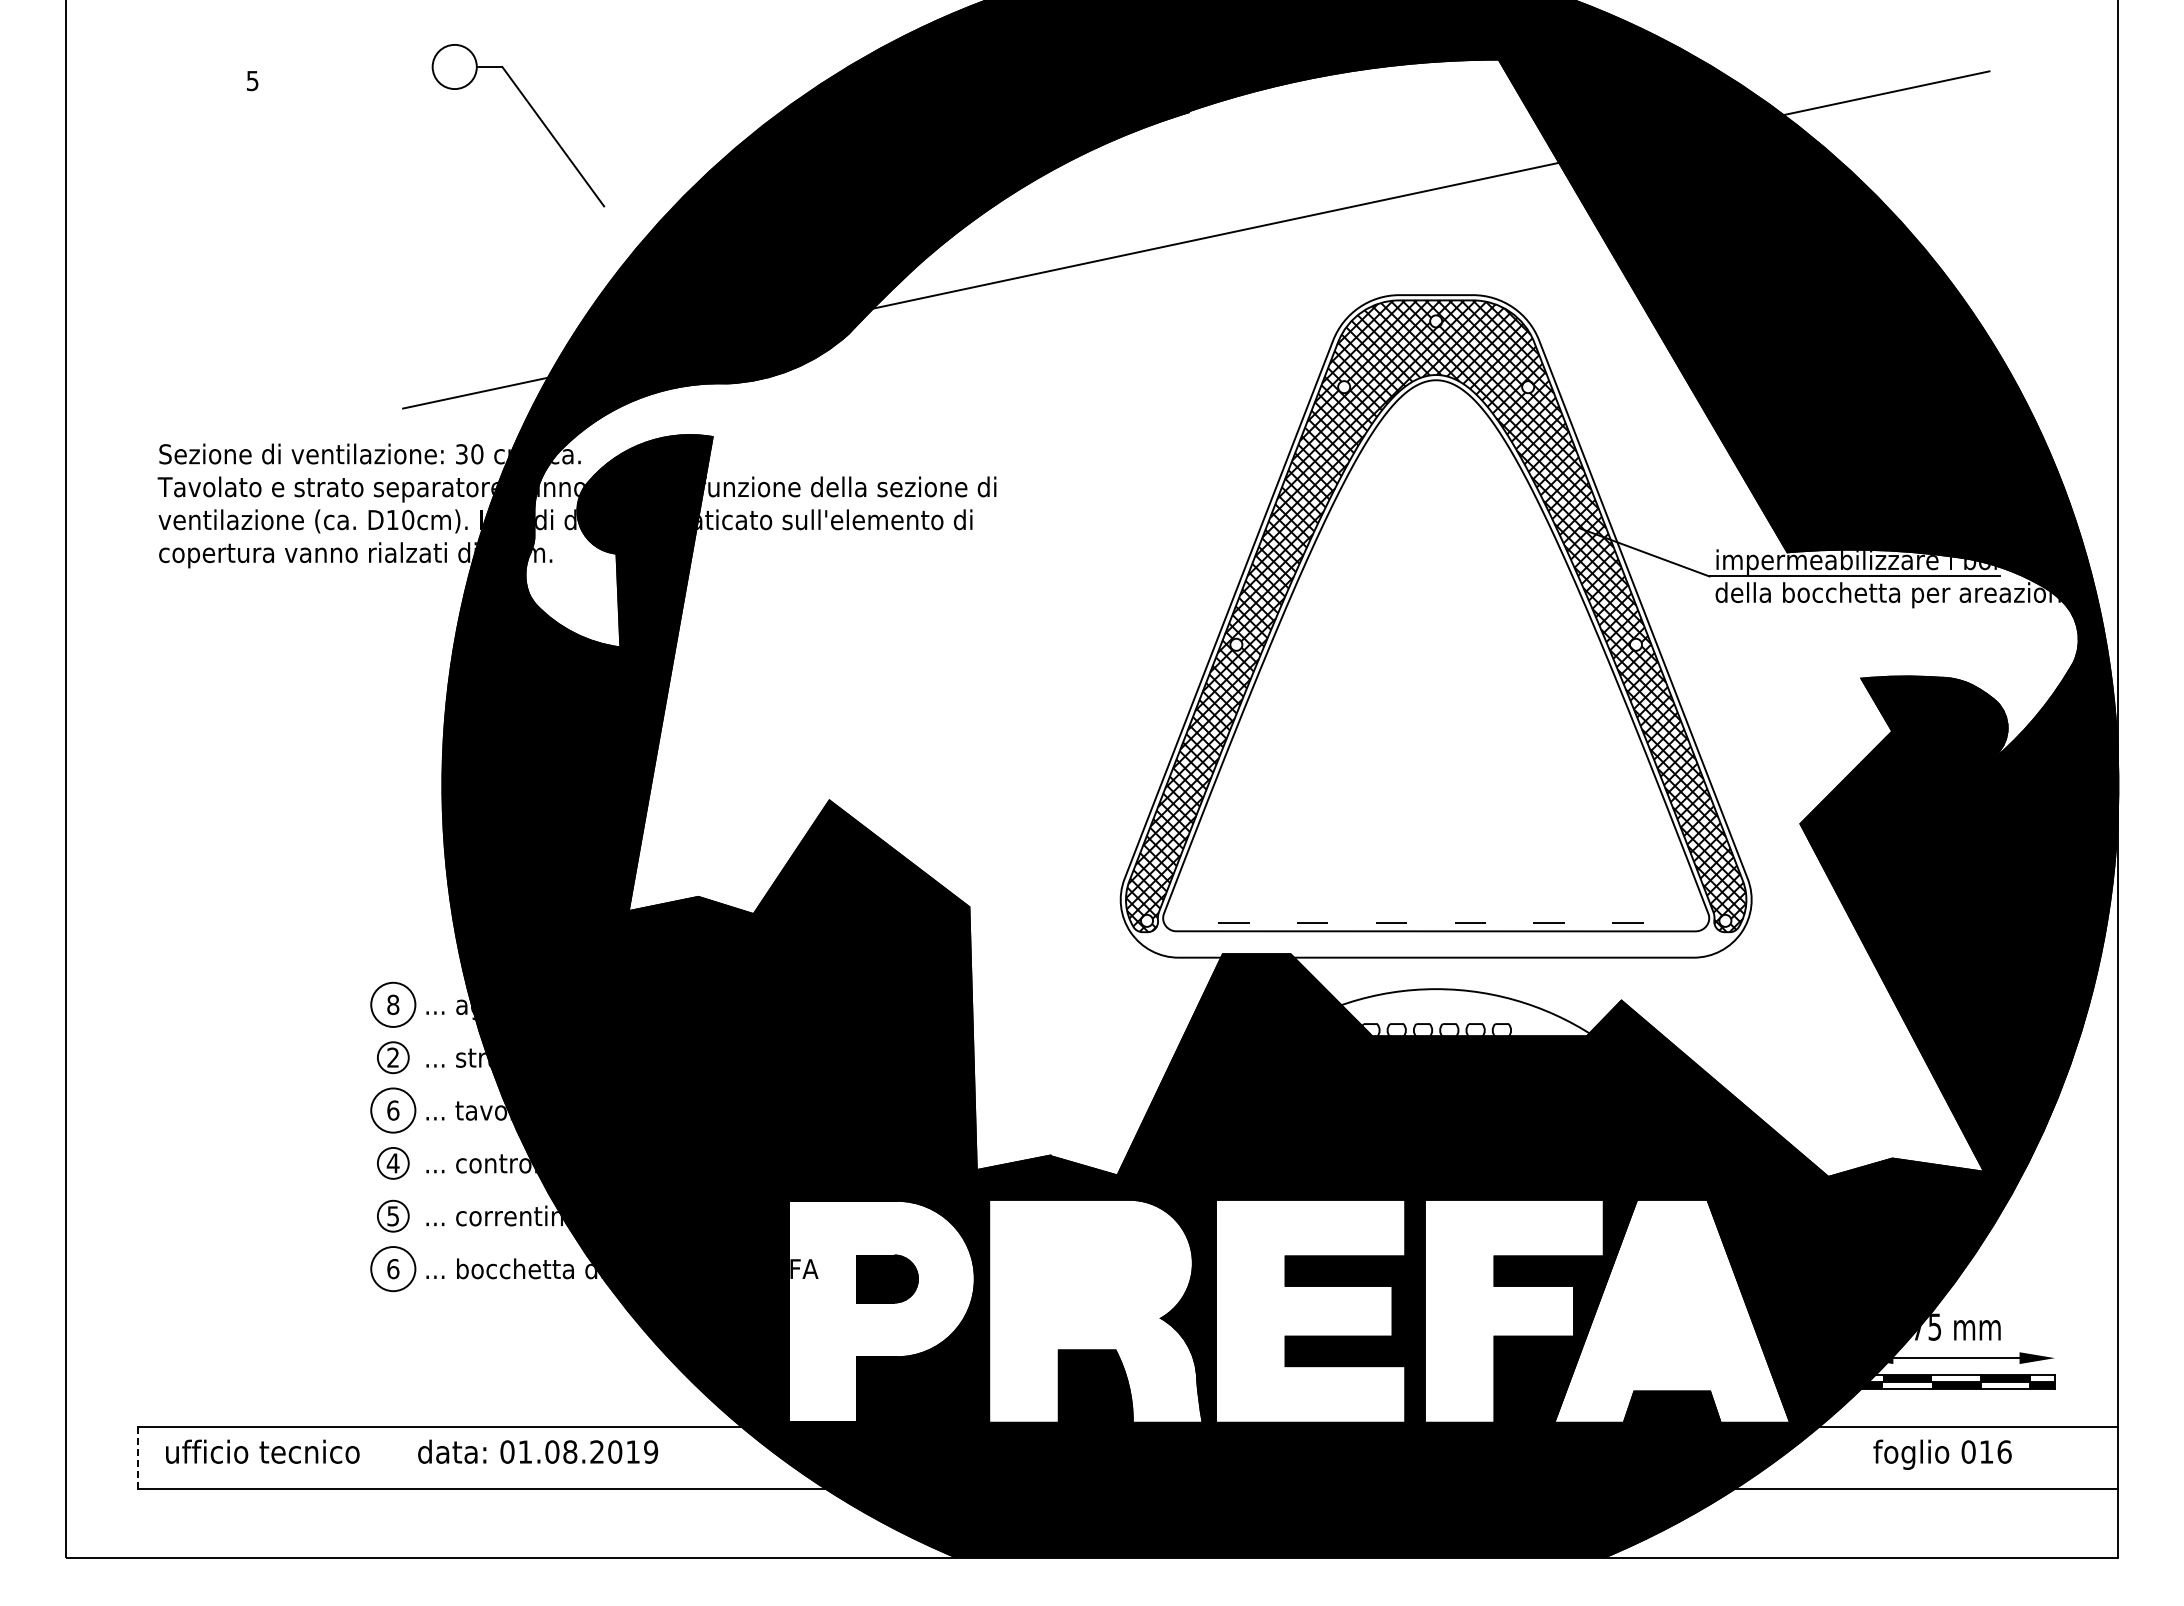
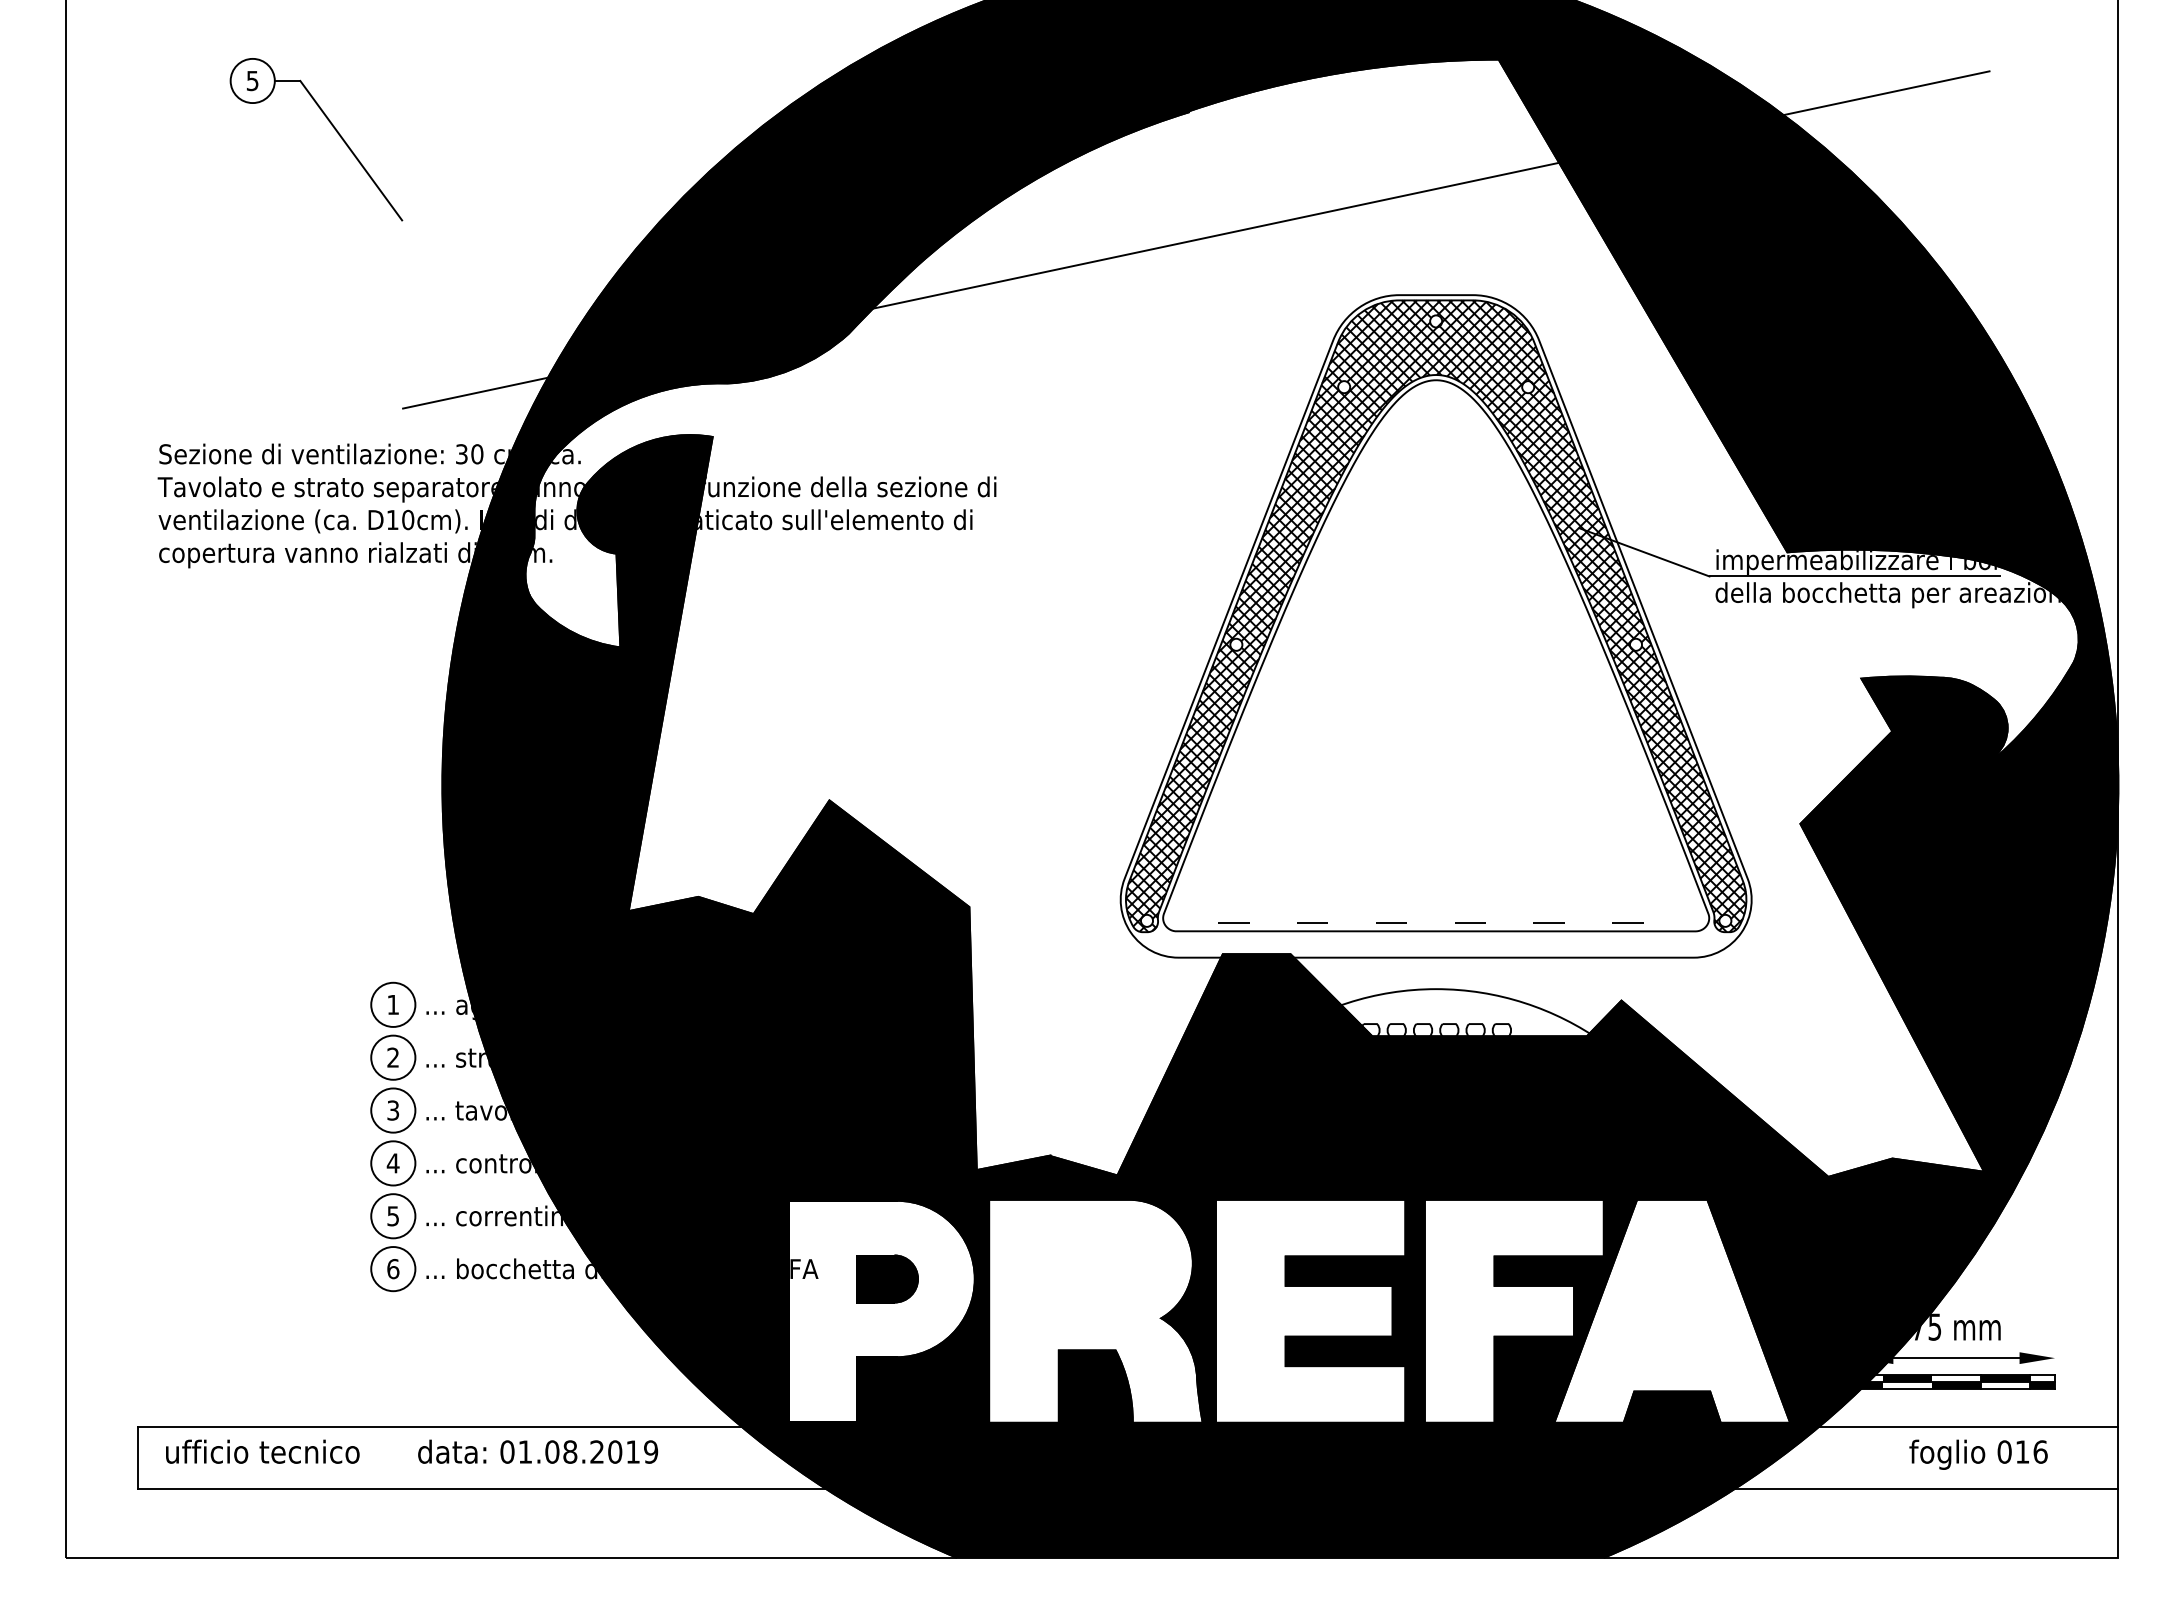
part position: (535, 114) -> (333, 128) (333, 128)
text: 8 -> 1 (393, 1004)
circle diameter: 31 px -> 44 px (393, 1057)
text: 6 -> 3 (393, 1110)
circle diameter: 31 px -> 44 px (393, 1163)
circle diameter: 31 px -> 44 px (393, 1216)
text position: (1942, 1454) -> (1978, 1454) (1978, 1454)
line: dashed -> solid (138, 1458)
